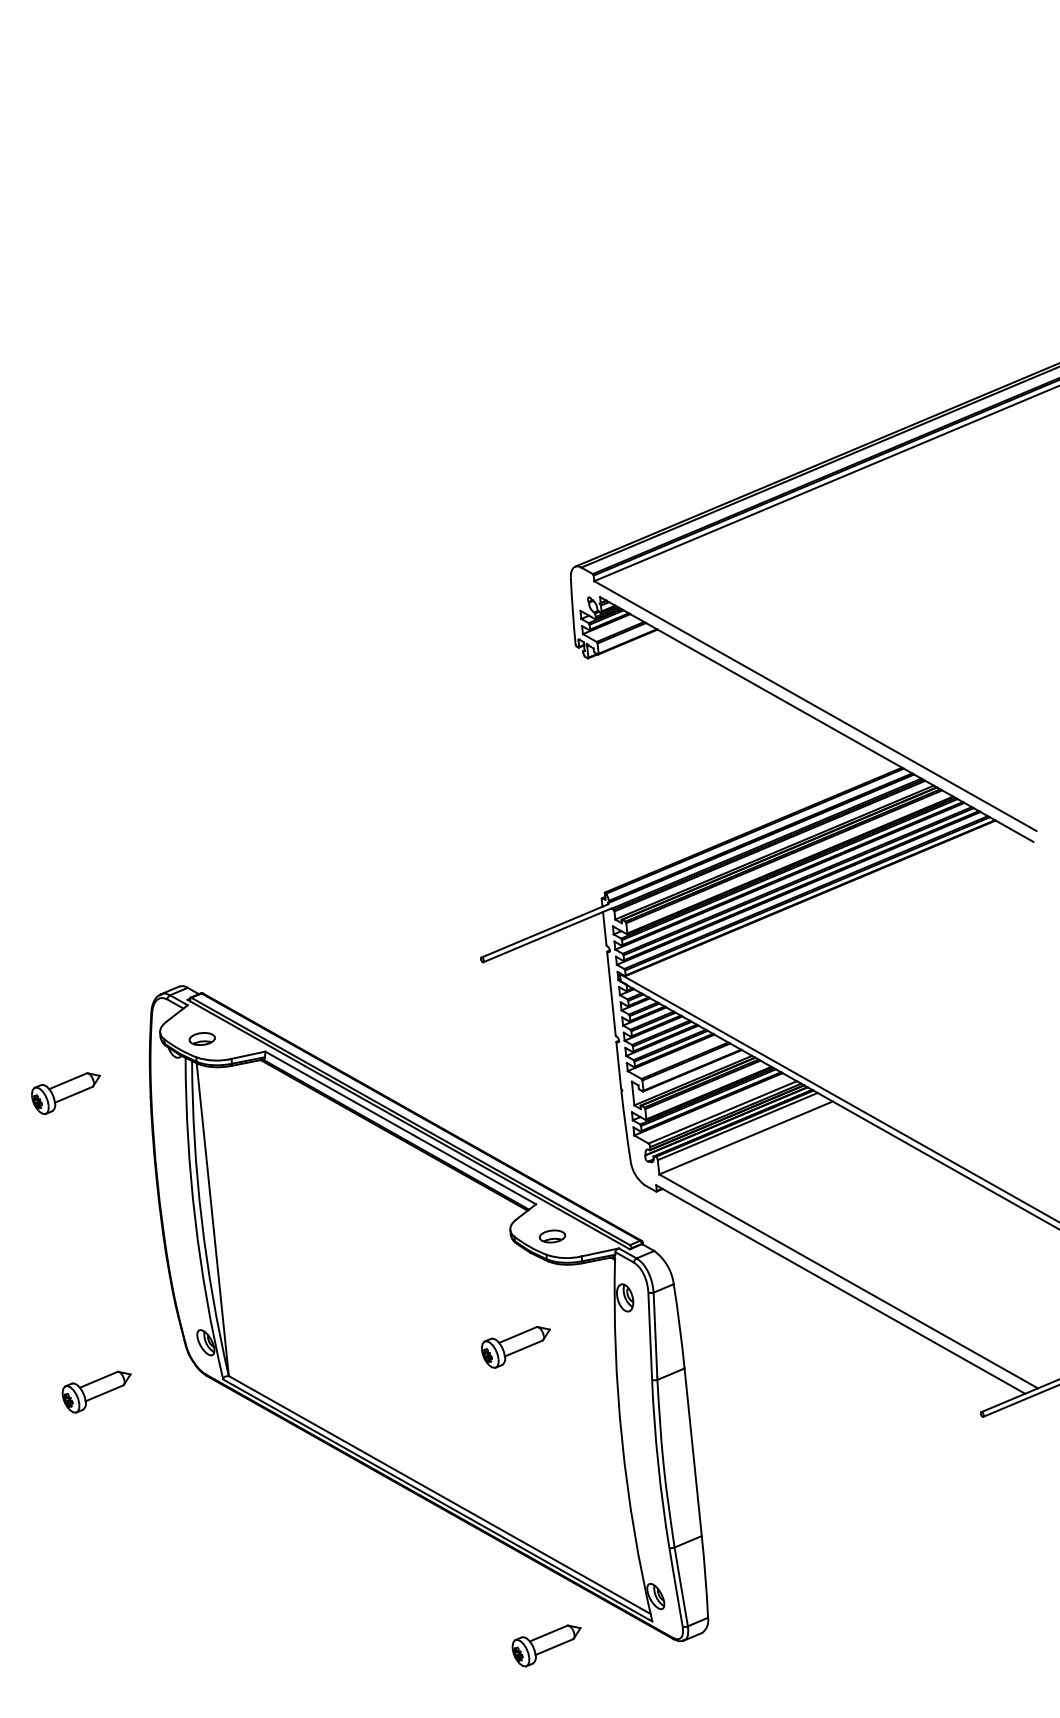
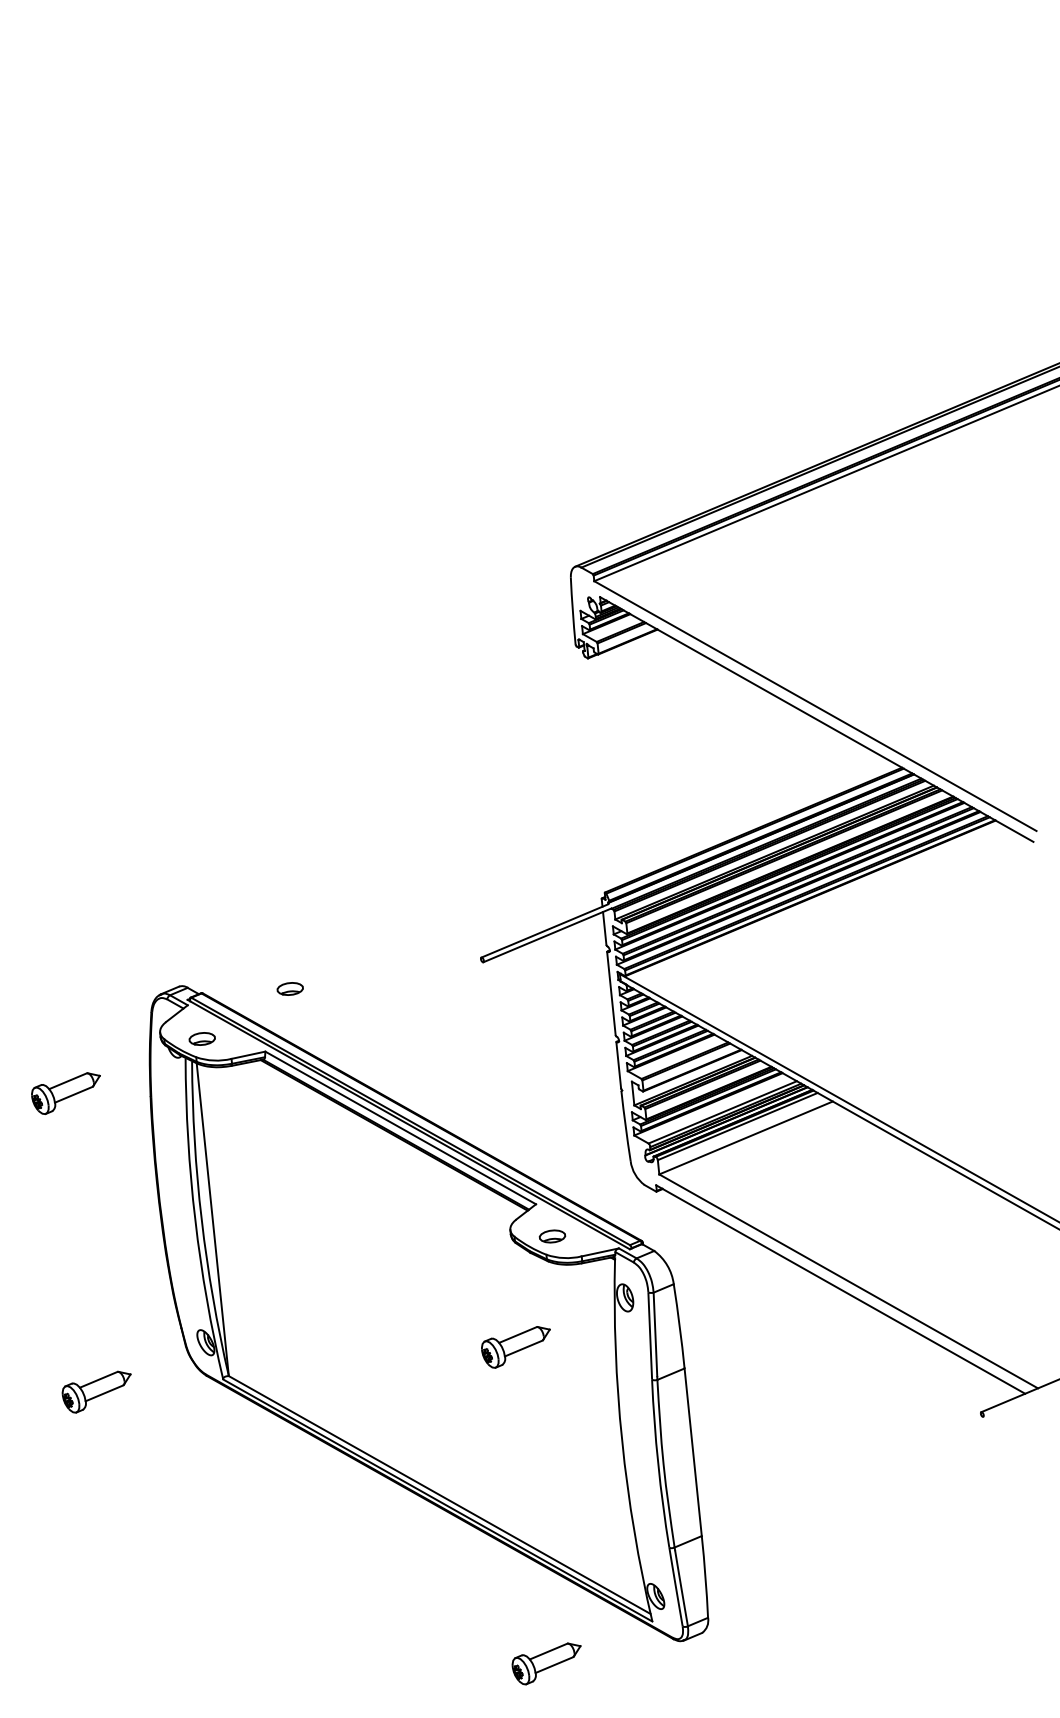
part: none -> present (289, 988)
line: present -> none (1019, 1401)
part position: (546, 1645) -> (546, 1663) (546, 1663)
